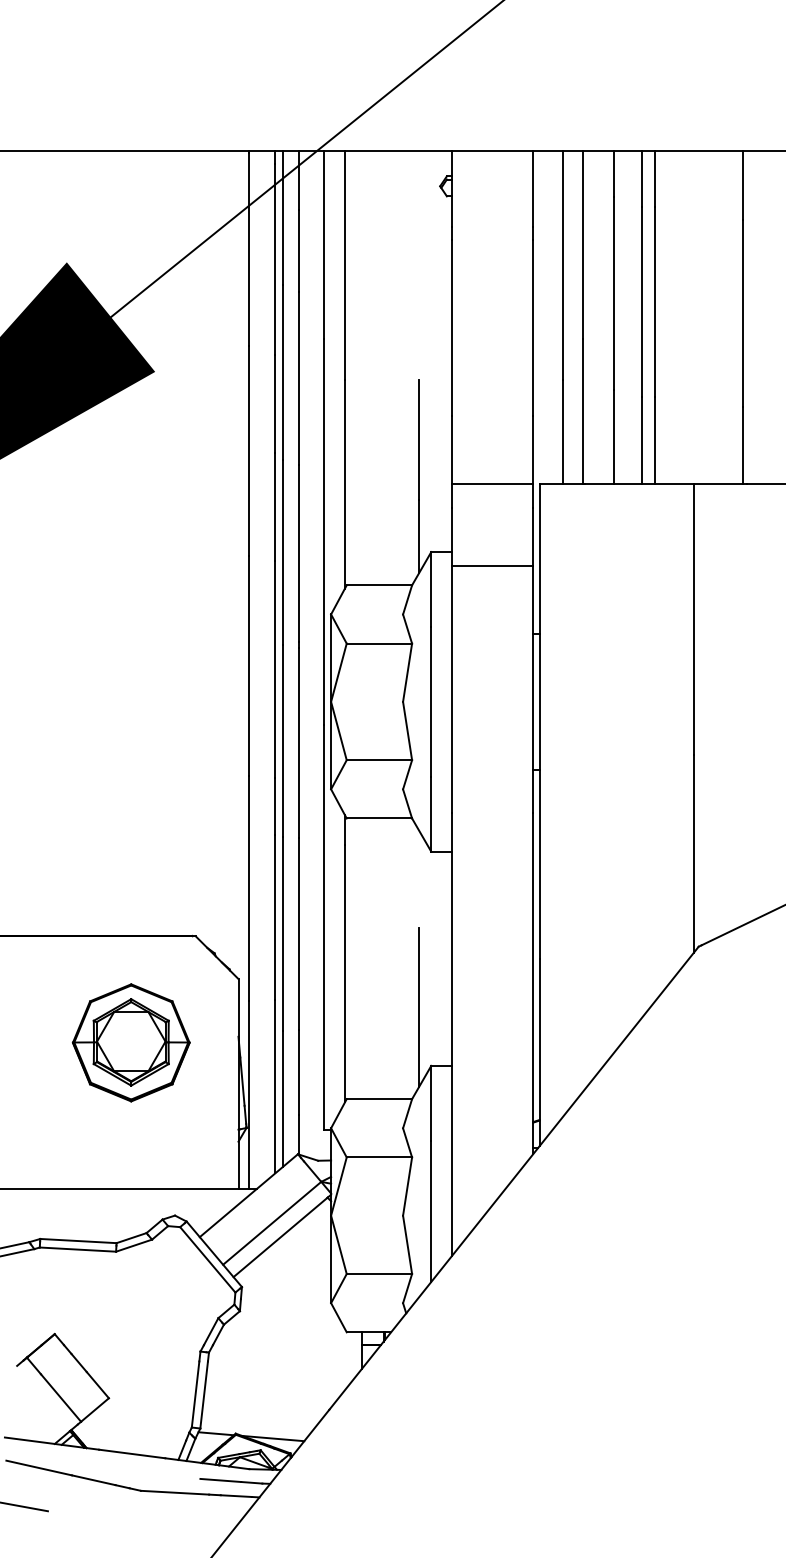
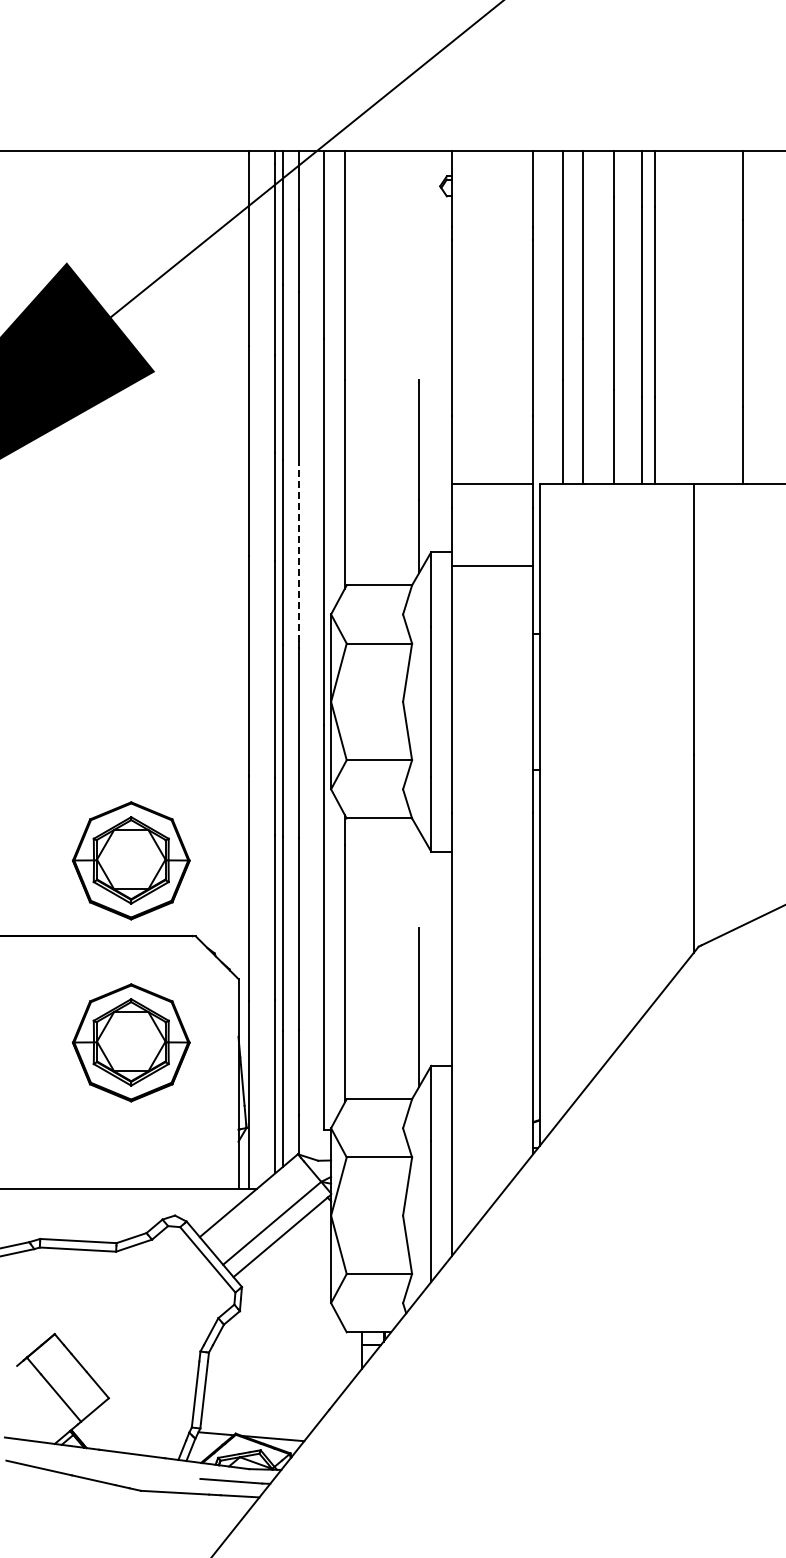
line: solid -> dashed (299, 553)
part: none -> present (130, 860)
line: present -> none (24, 1506)
